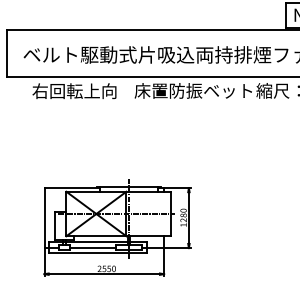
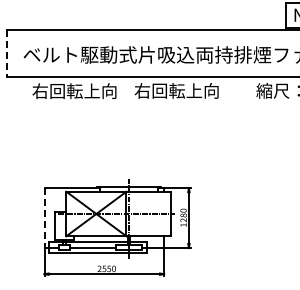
line: solid -> dashed (6, 54)
text: 床置防振ベット -> 右回転上向 (192, 90)
line: solid -> dashed (44, 218)
